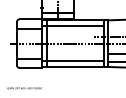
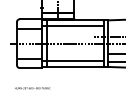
text position: (24, 88) -> (32, 88) (32, 88)
